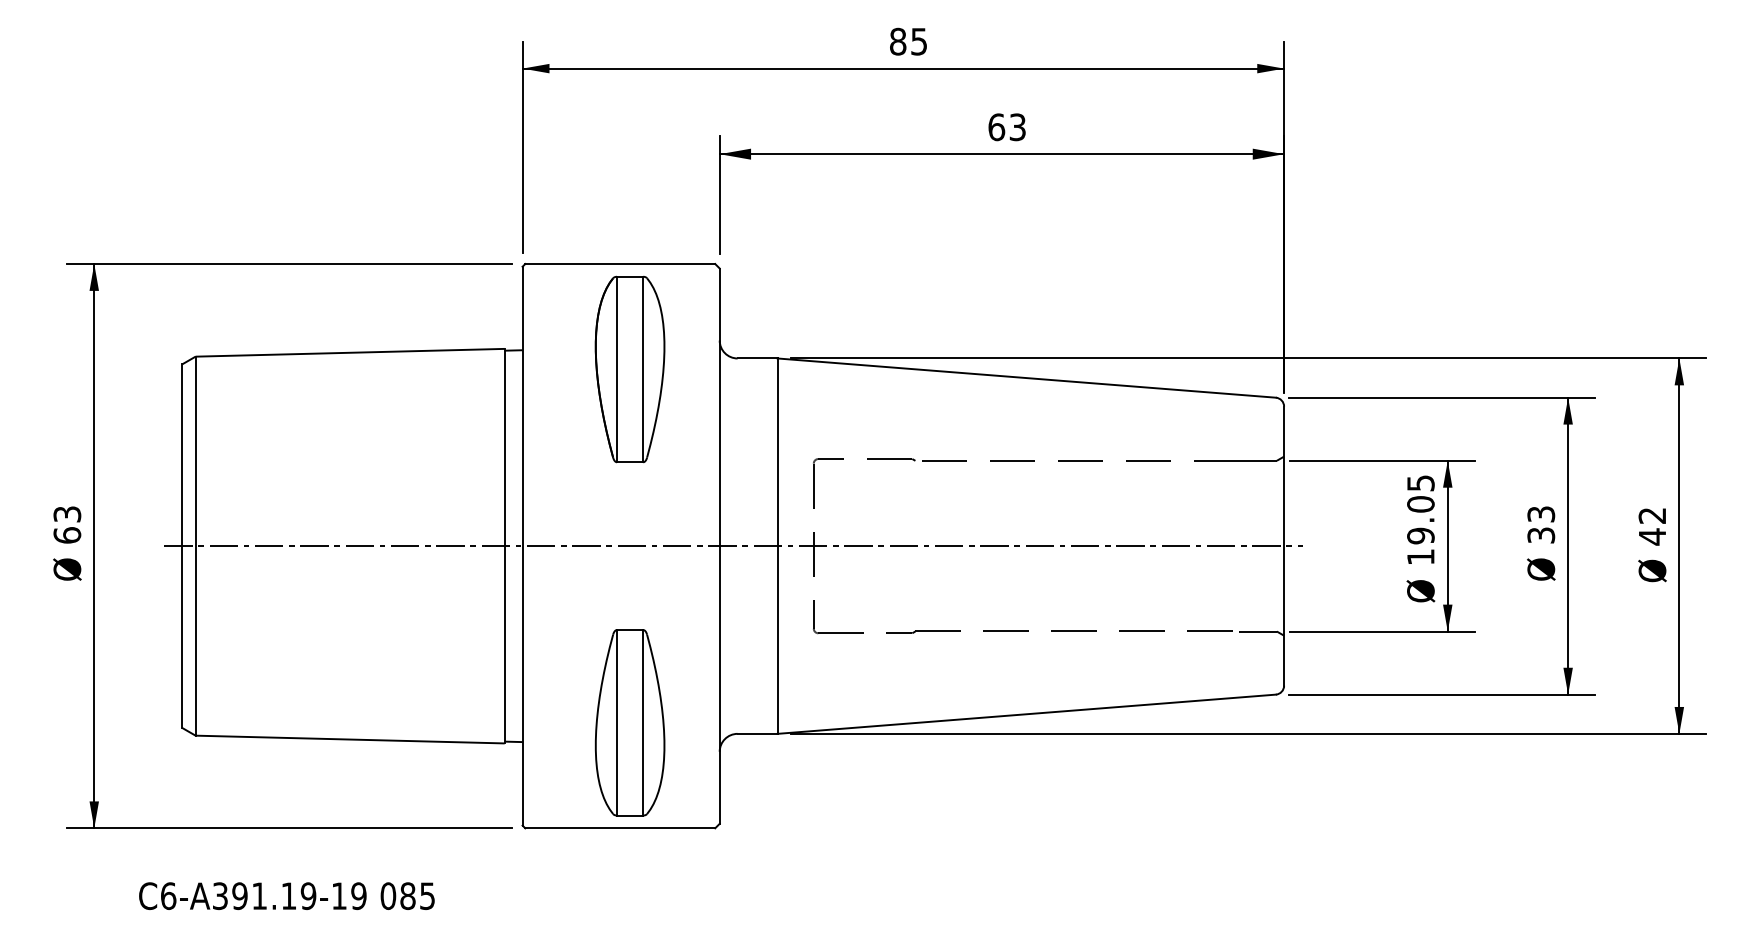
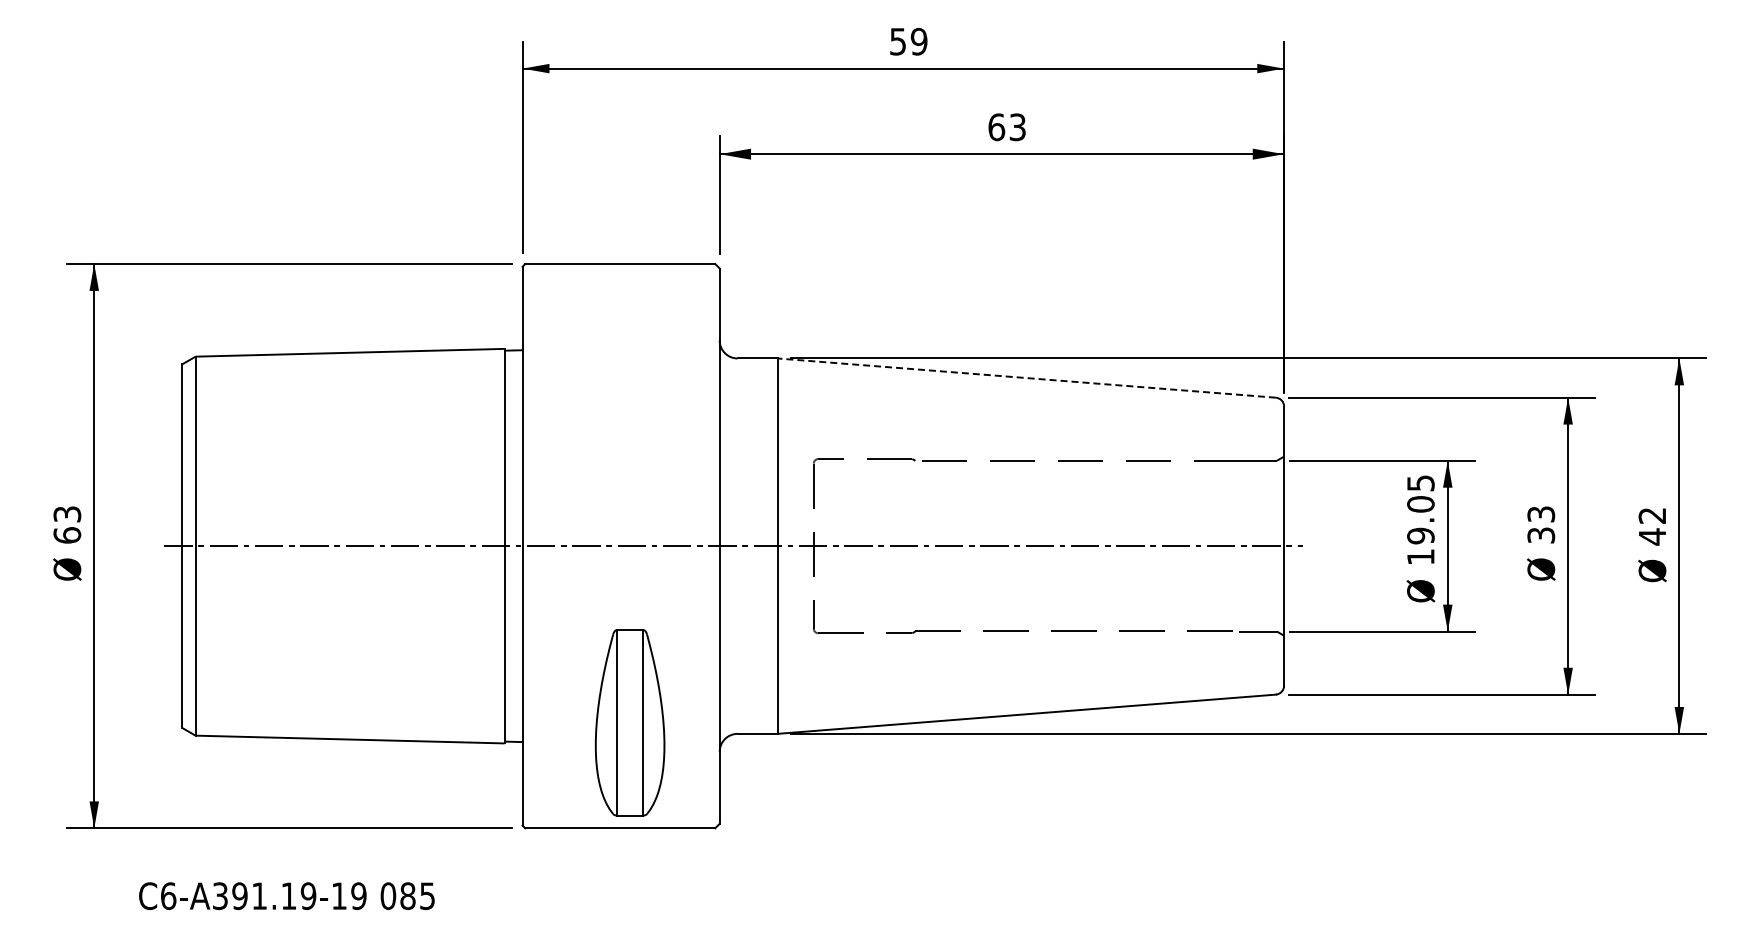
text: 85 -> 59 (908, 41)
part: present -> none (629, 369)
line: solid -> dashed (1026, 378)
